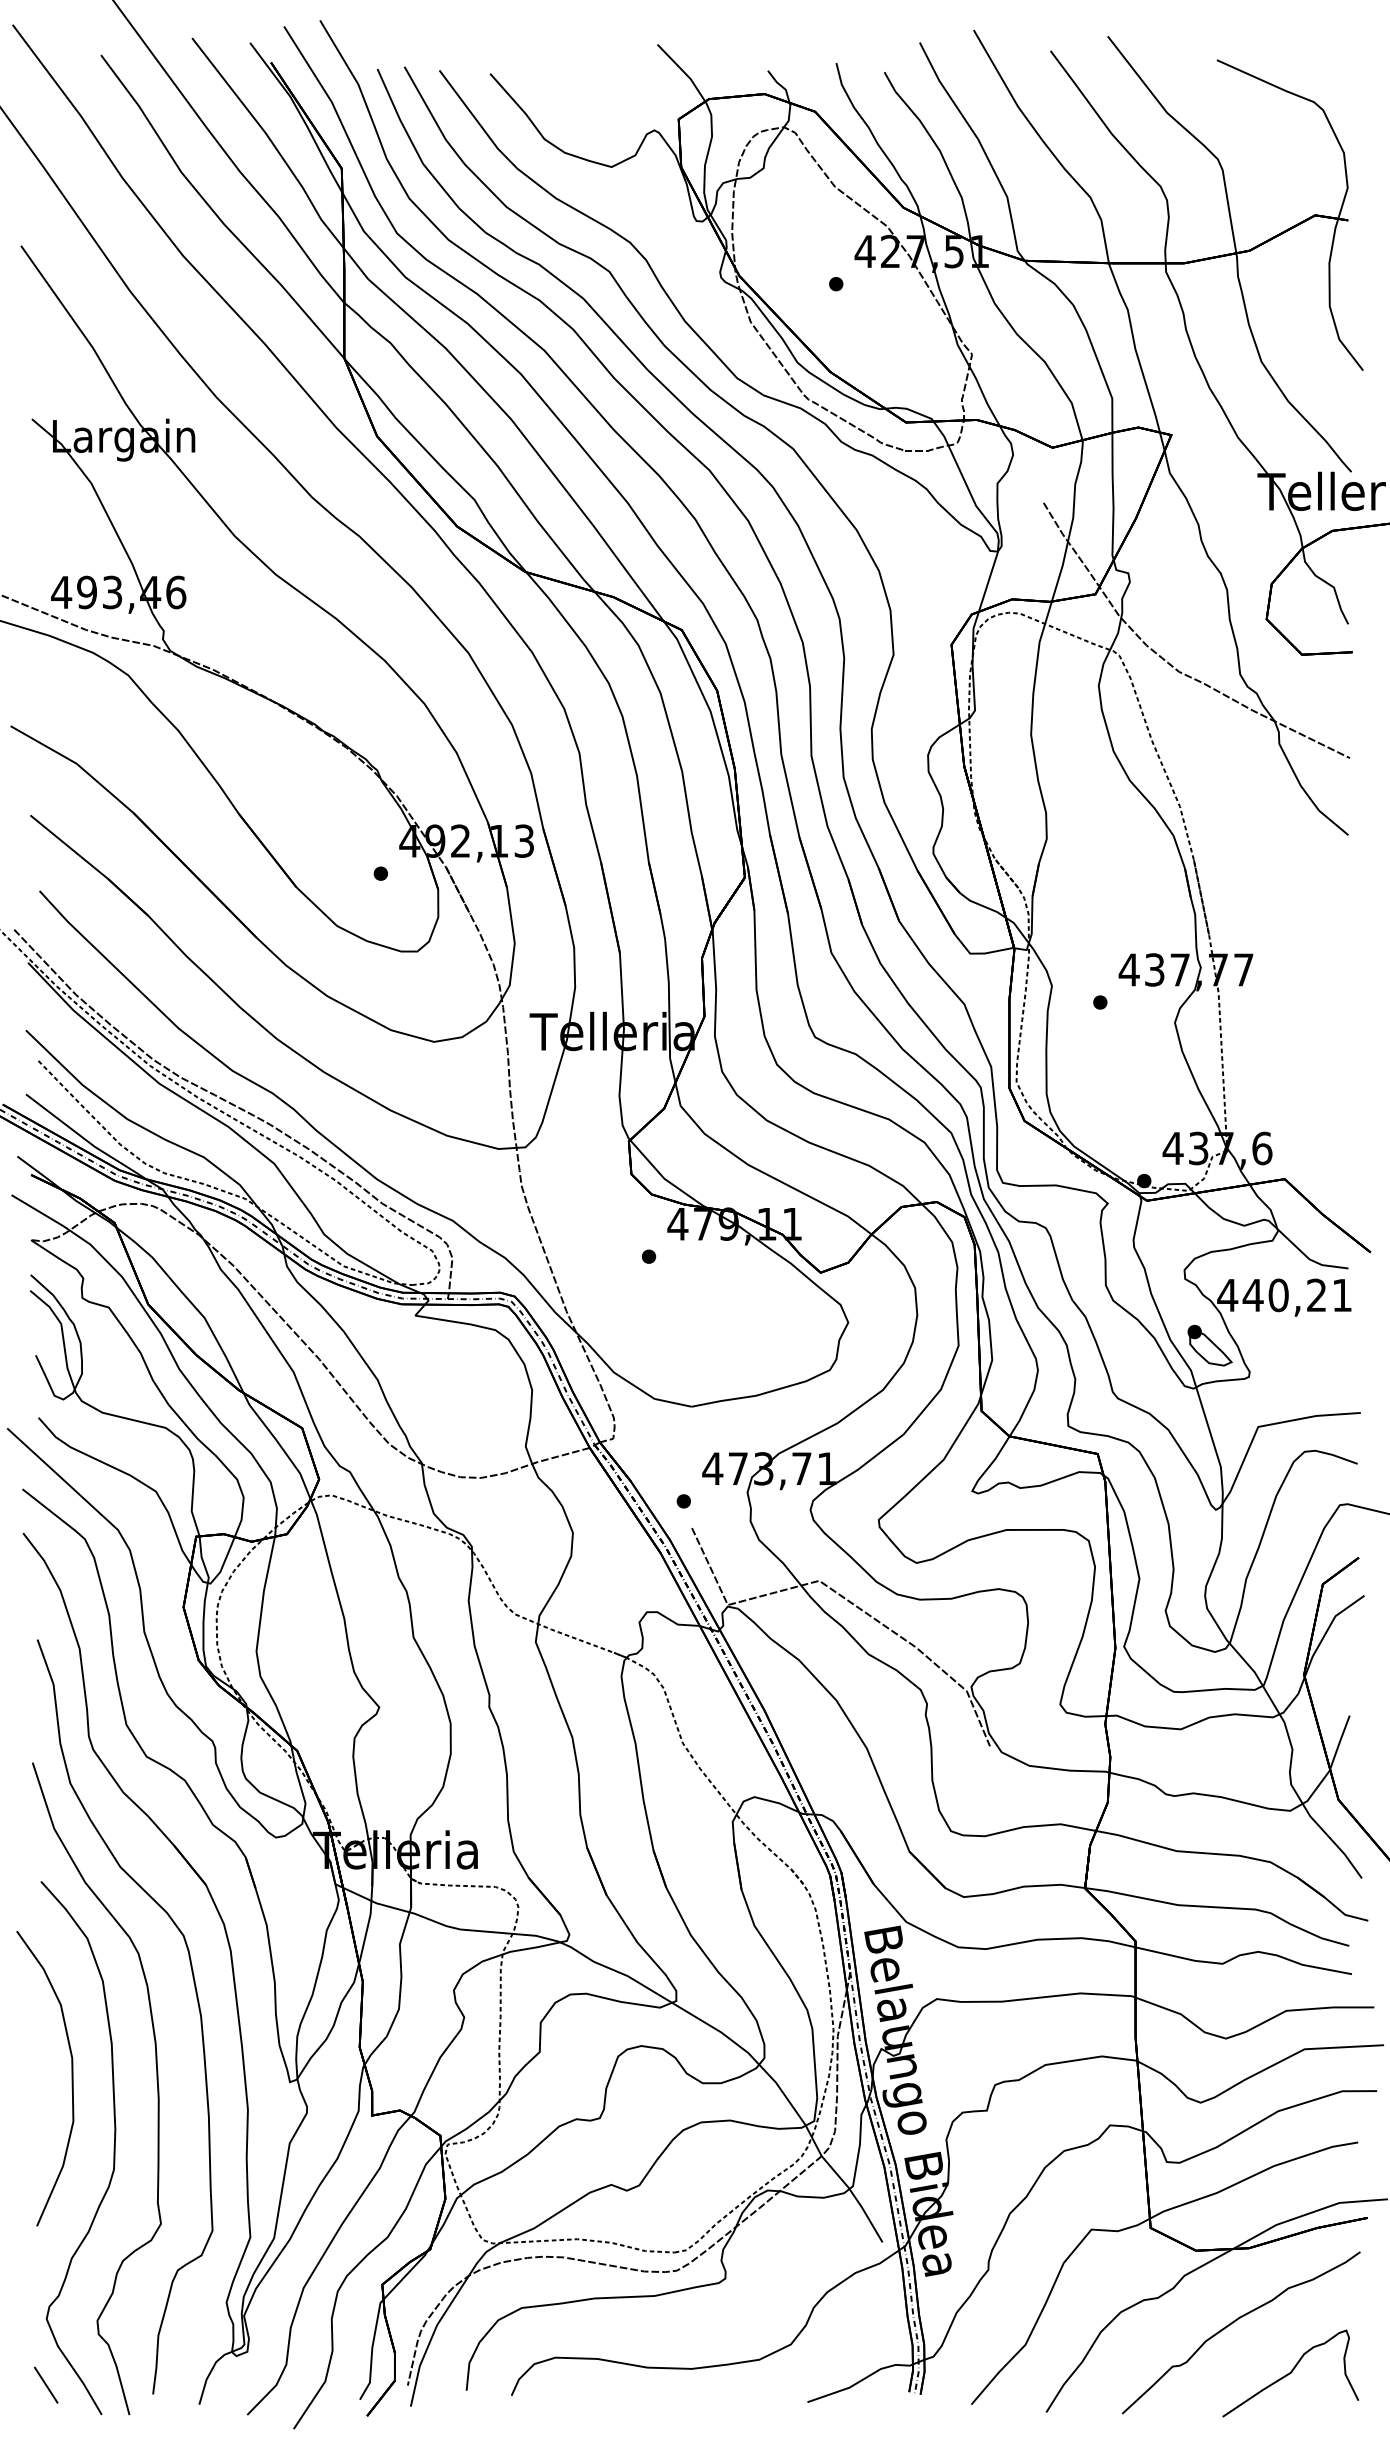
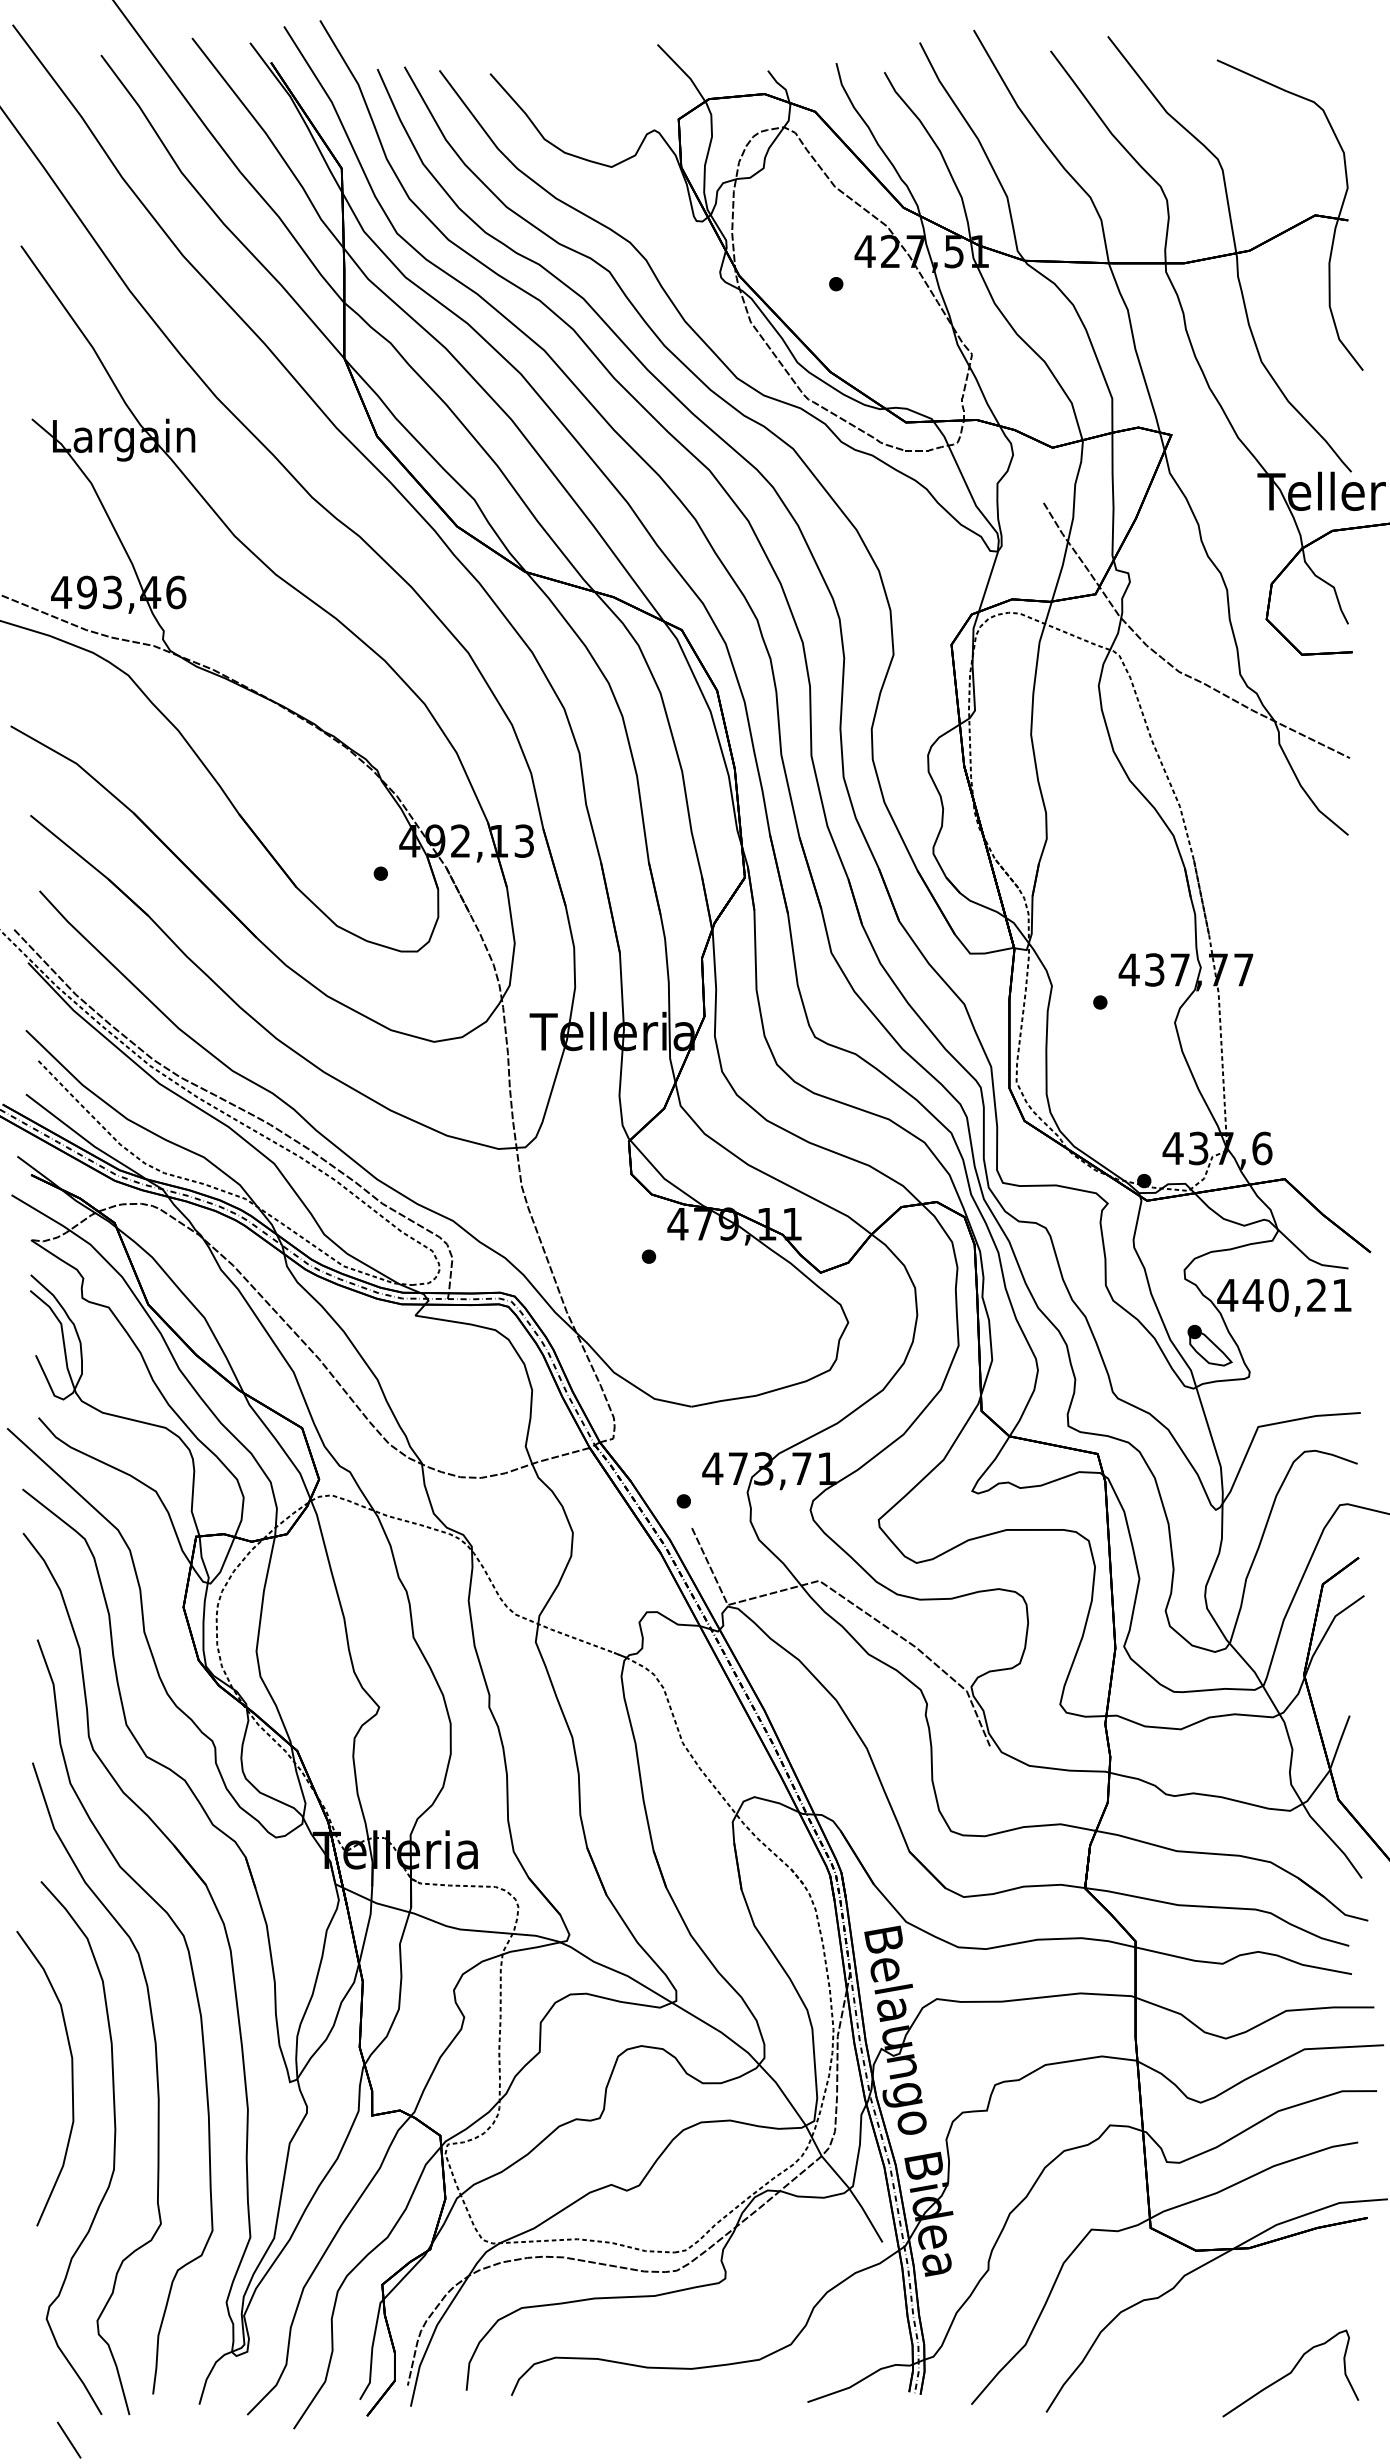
curve: present -> none (1233, 2323)
line position: (45, 2384) -> (68, 2439) (68, 2439)
